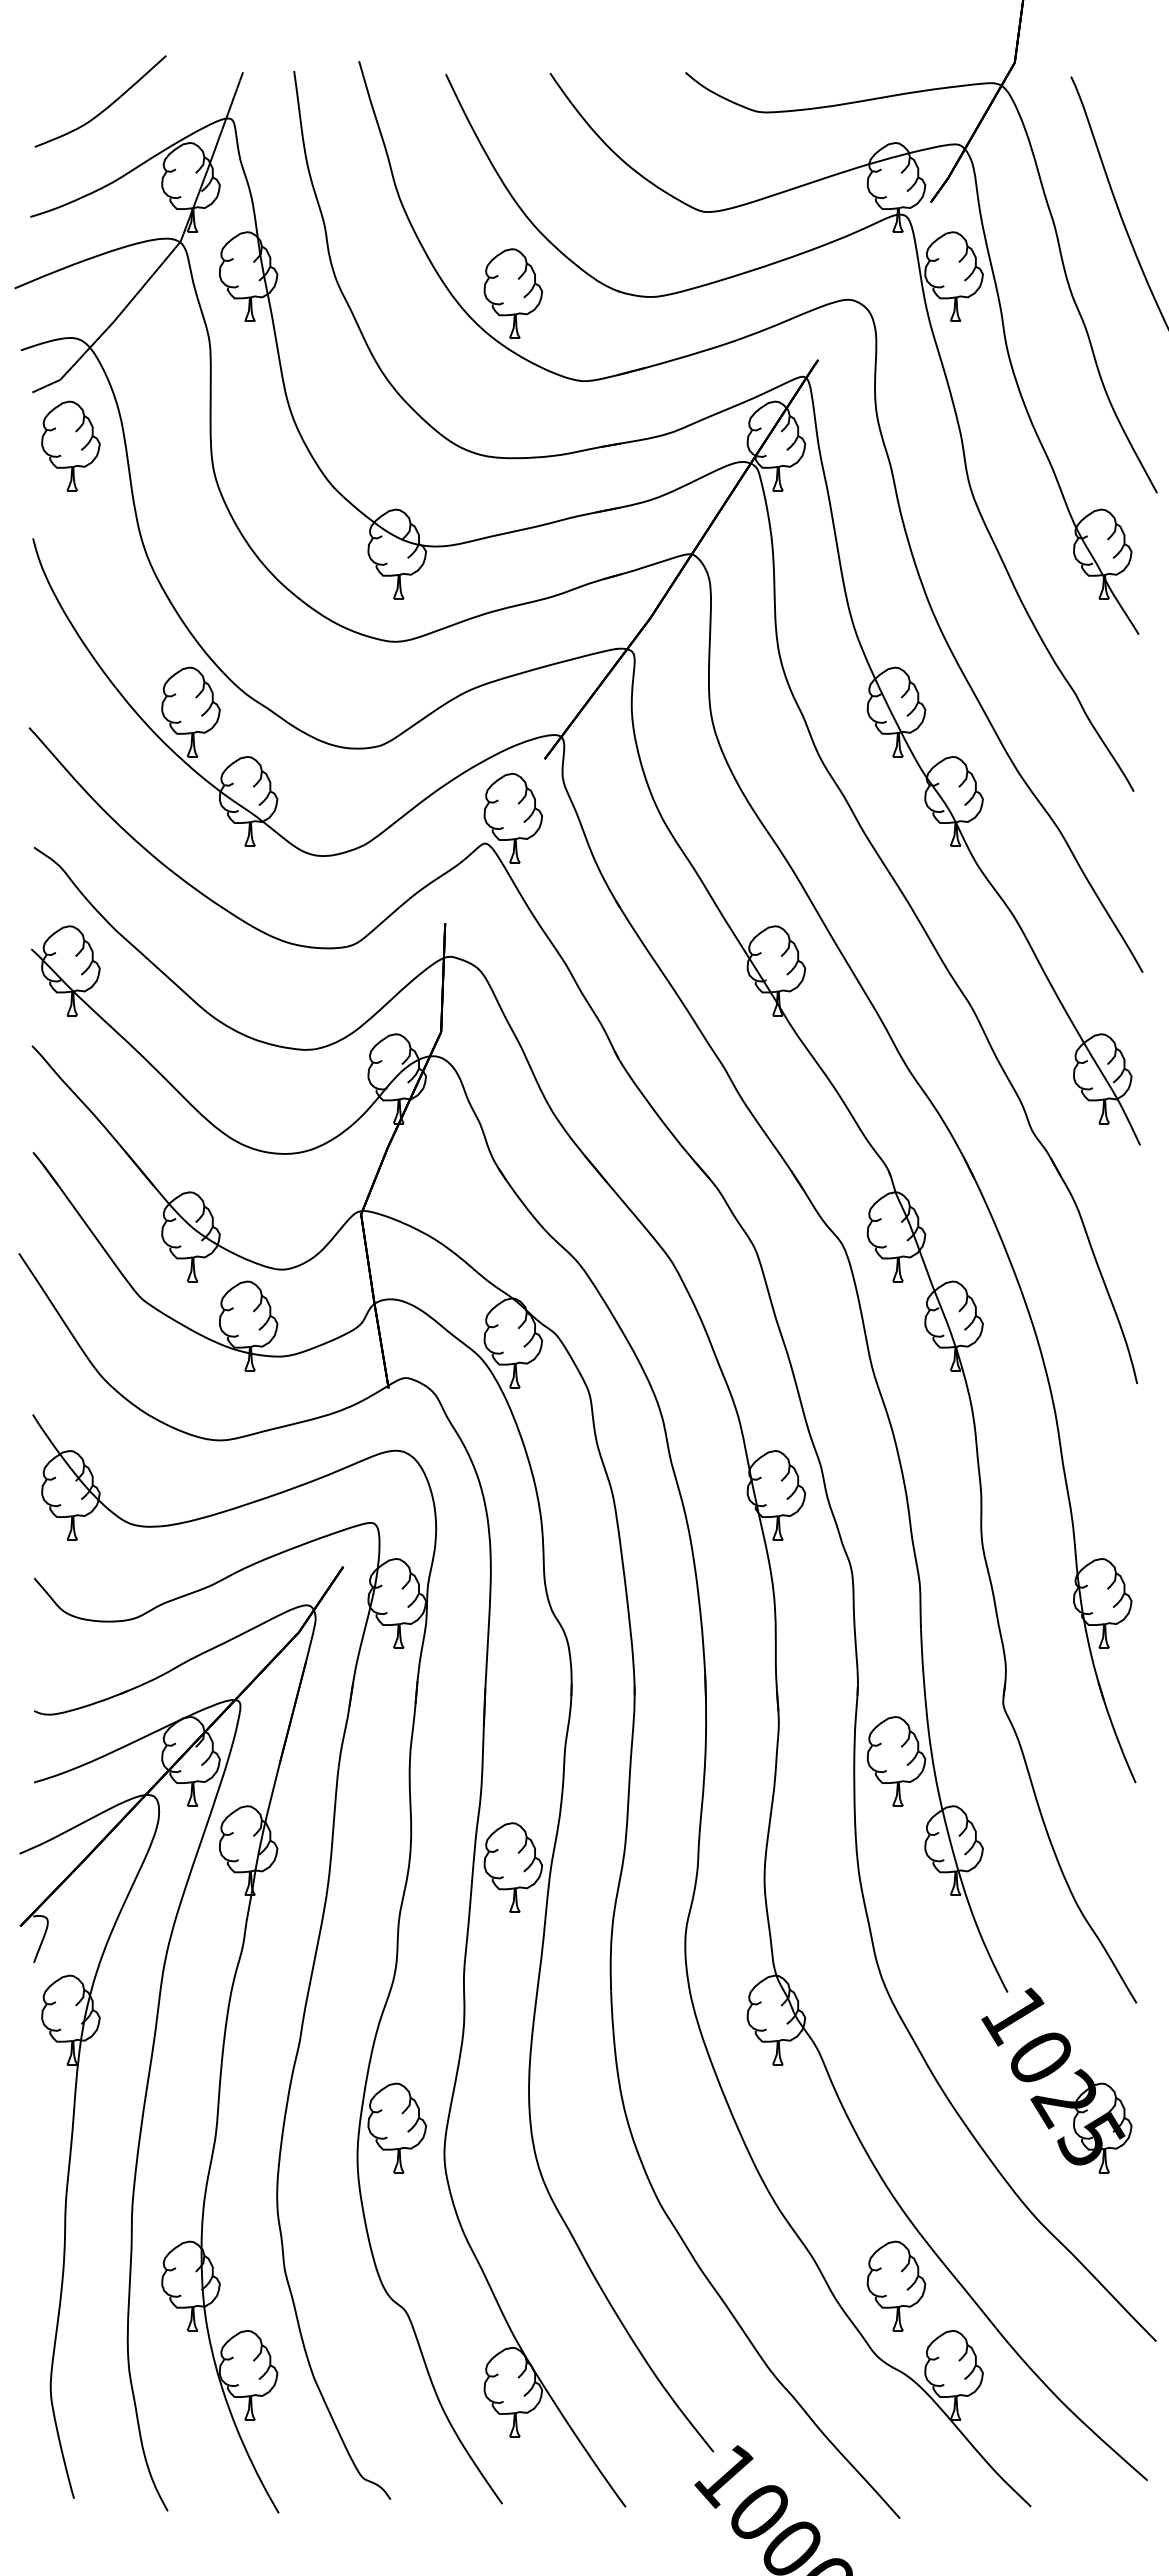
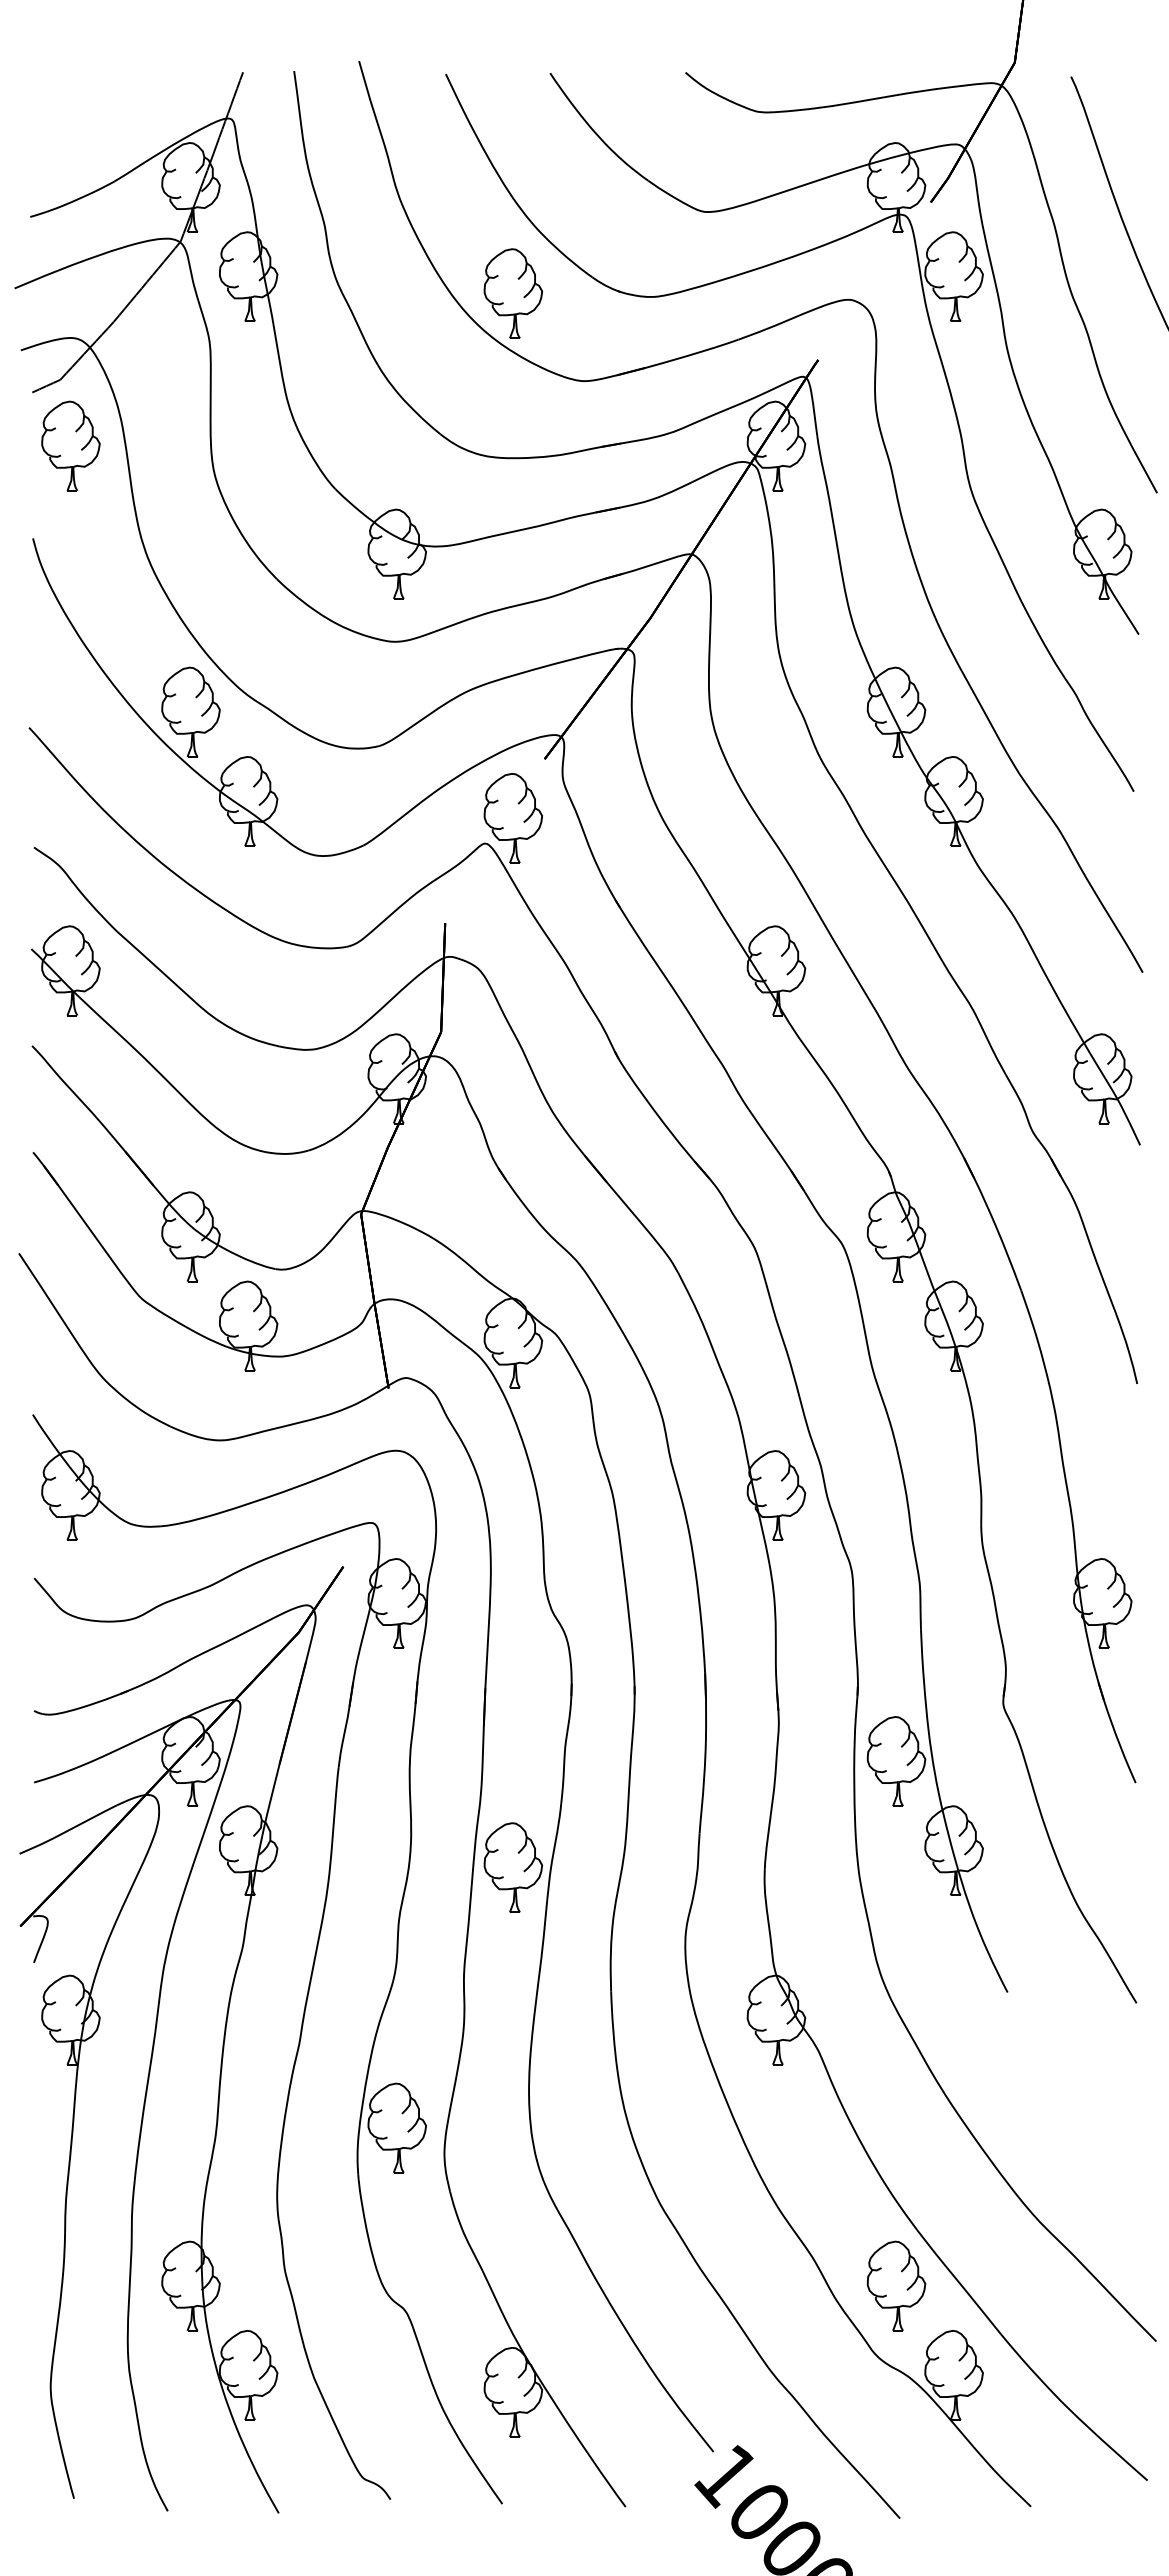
curve: present -> none (106, 107)
part: present -> none (1050, 2074)
